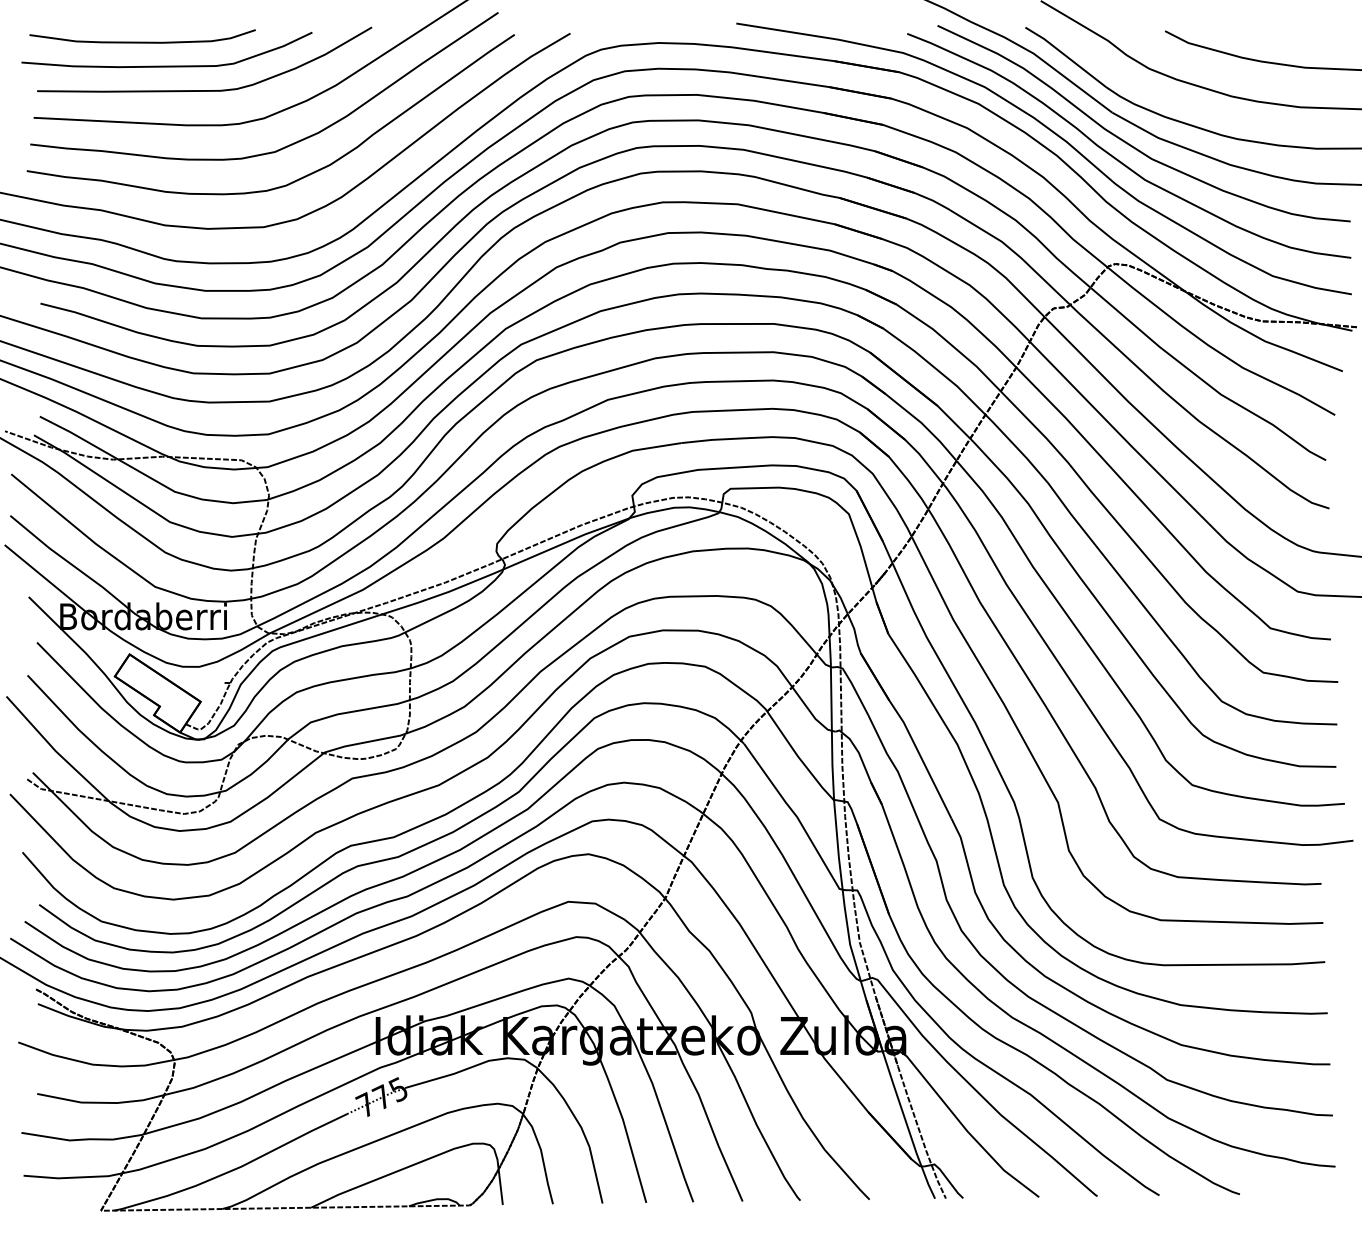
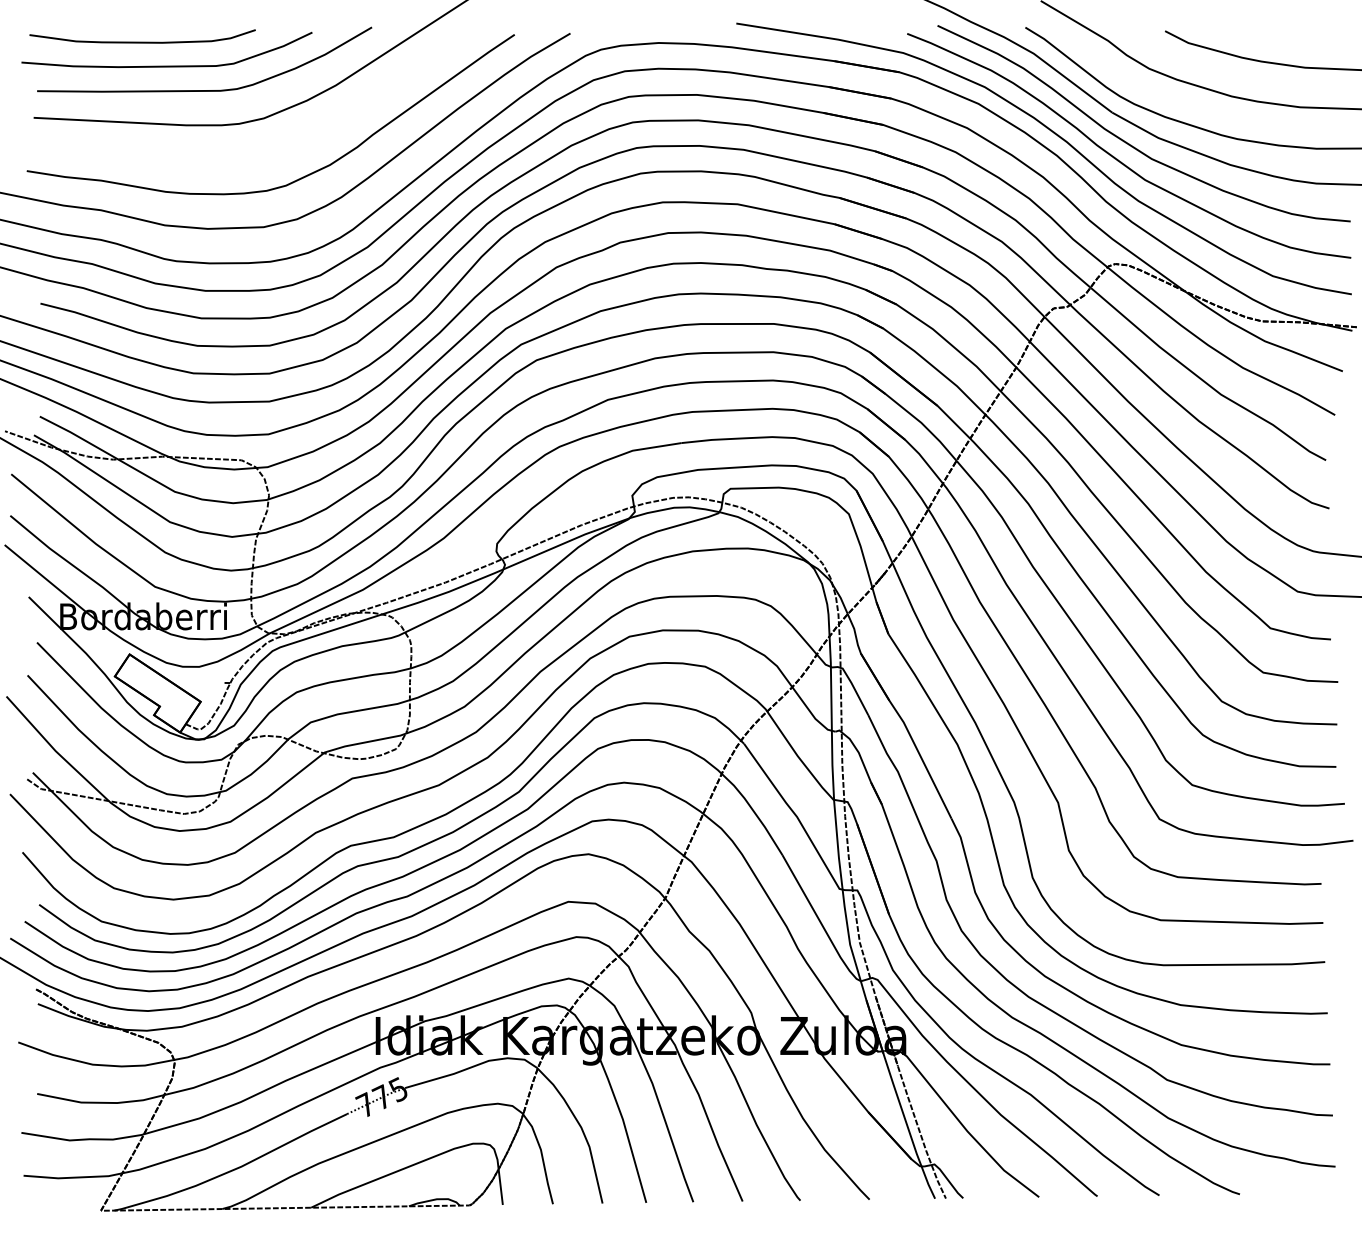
curve: present -> none (293, 142)
